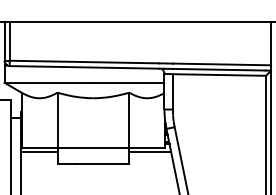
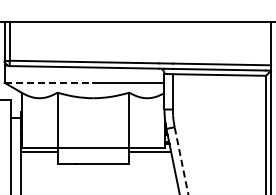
line: solid -> dashed (49, 82)
line: solid -> dashed (181, 160)
